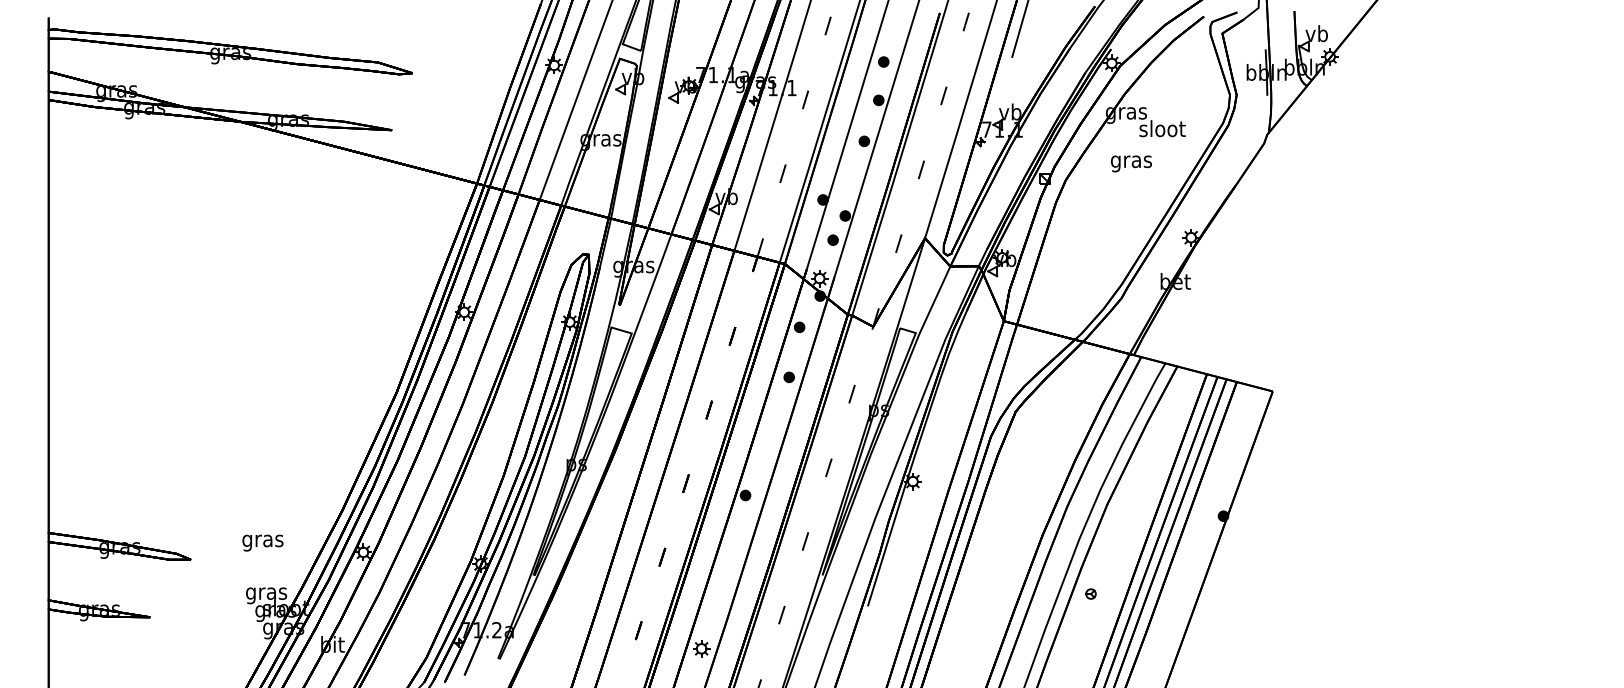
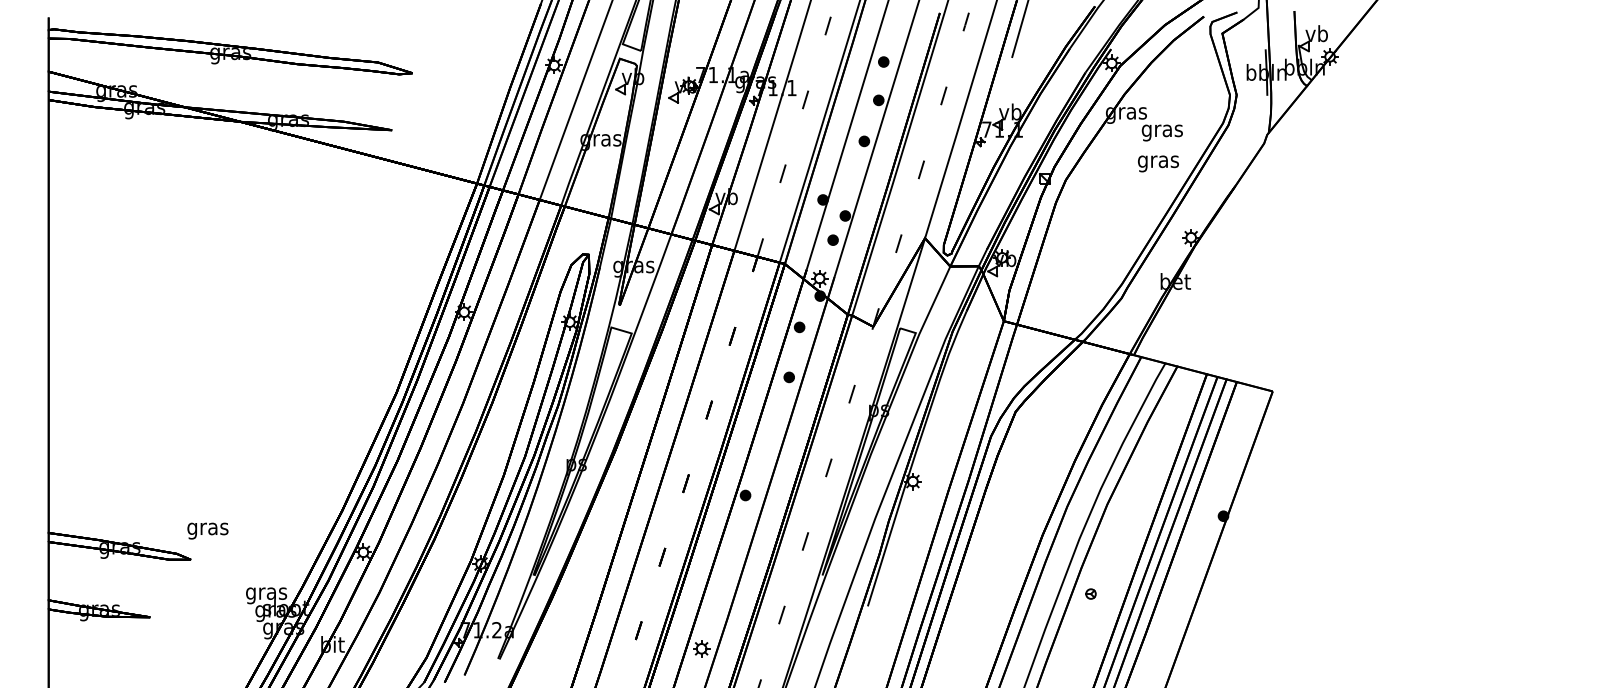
text: sloot -> gras (1162, 130)
text position: (1131, 163) -> (1158, 163) (1158, 163)
text position: (262, 542) -> (207, 530) (207, 530)
